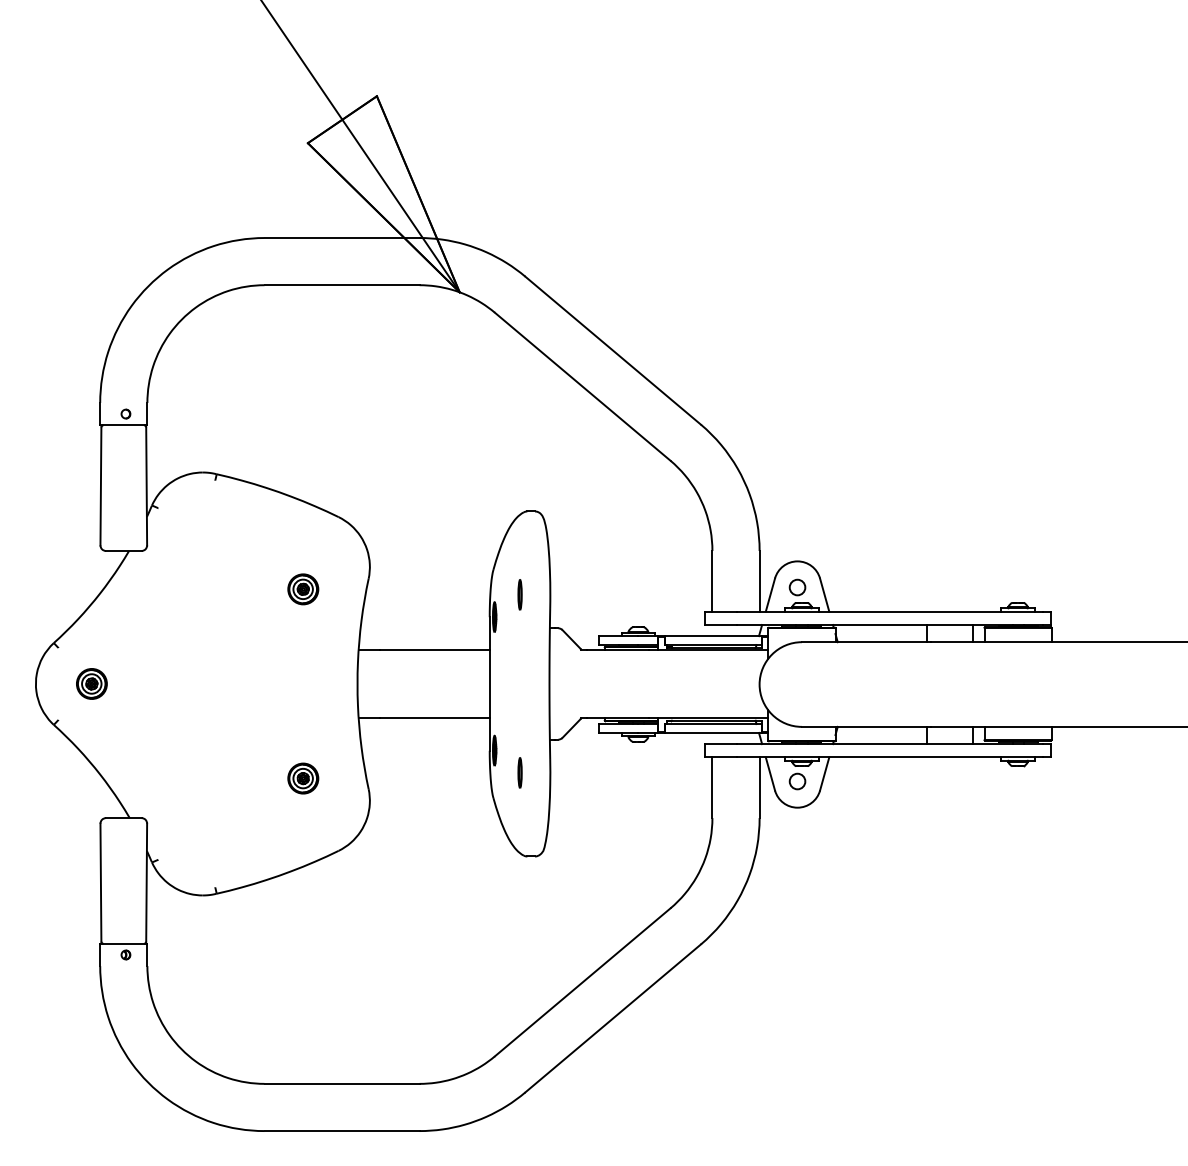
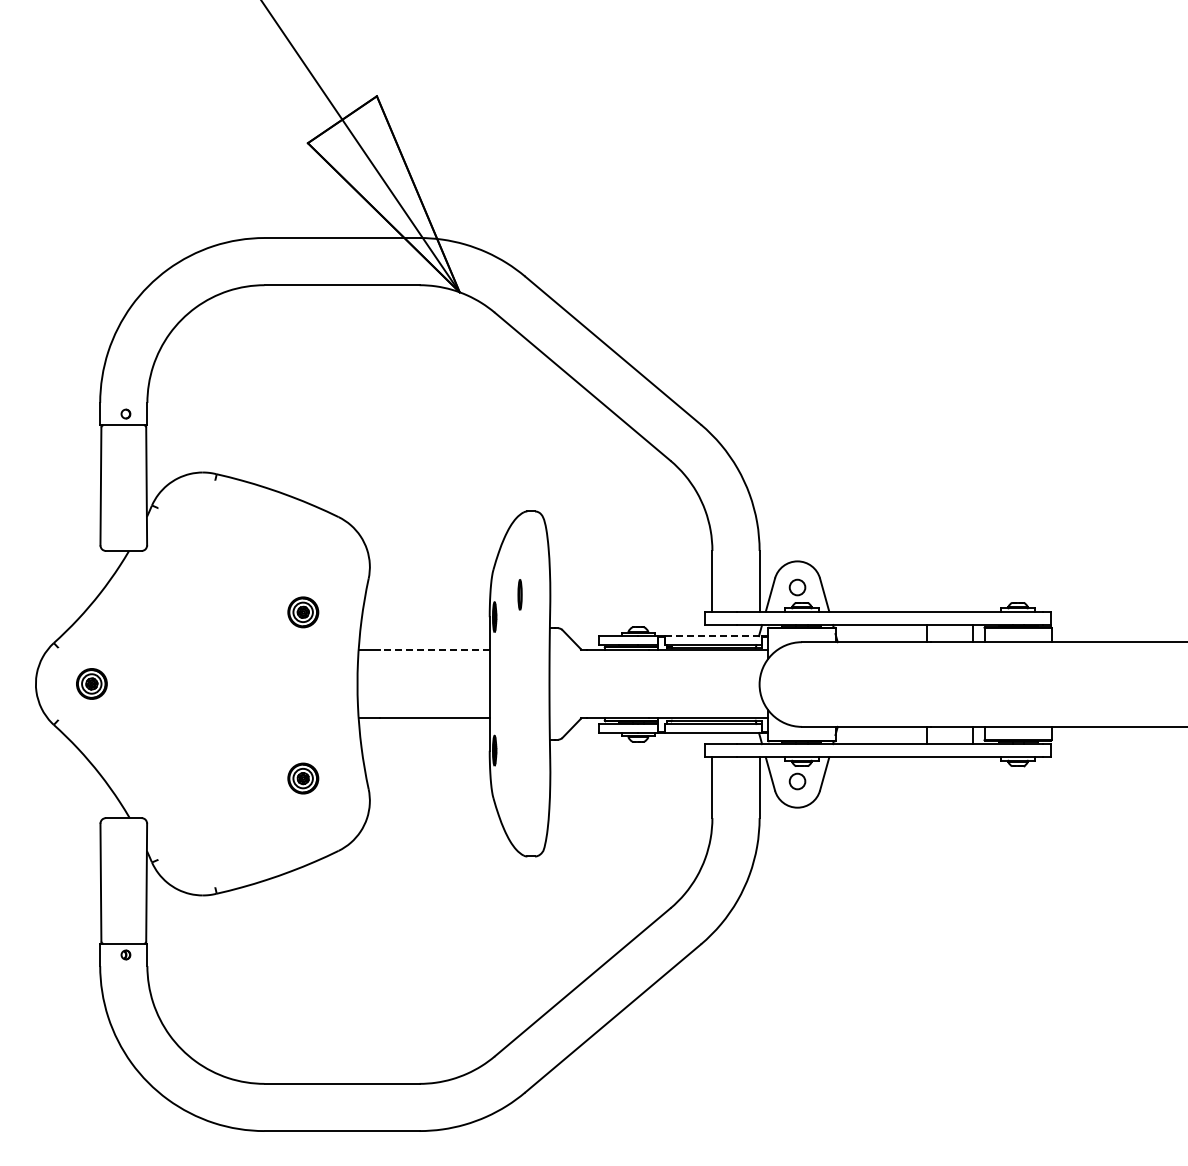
part position: (303, 589) -> (303, 612) (303, 612)
line: solid -> dashed (714, 636)
line: solid -> dashed (434, 650)
part: present -> none (519, 772)
